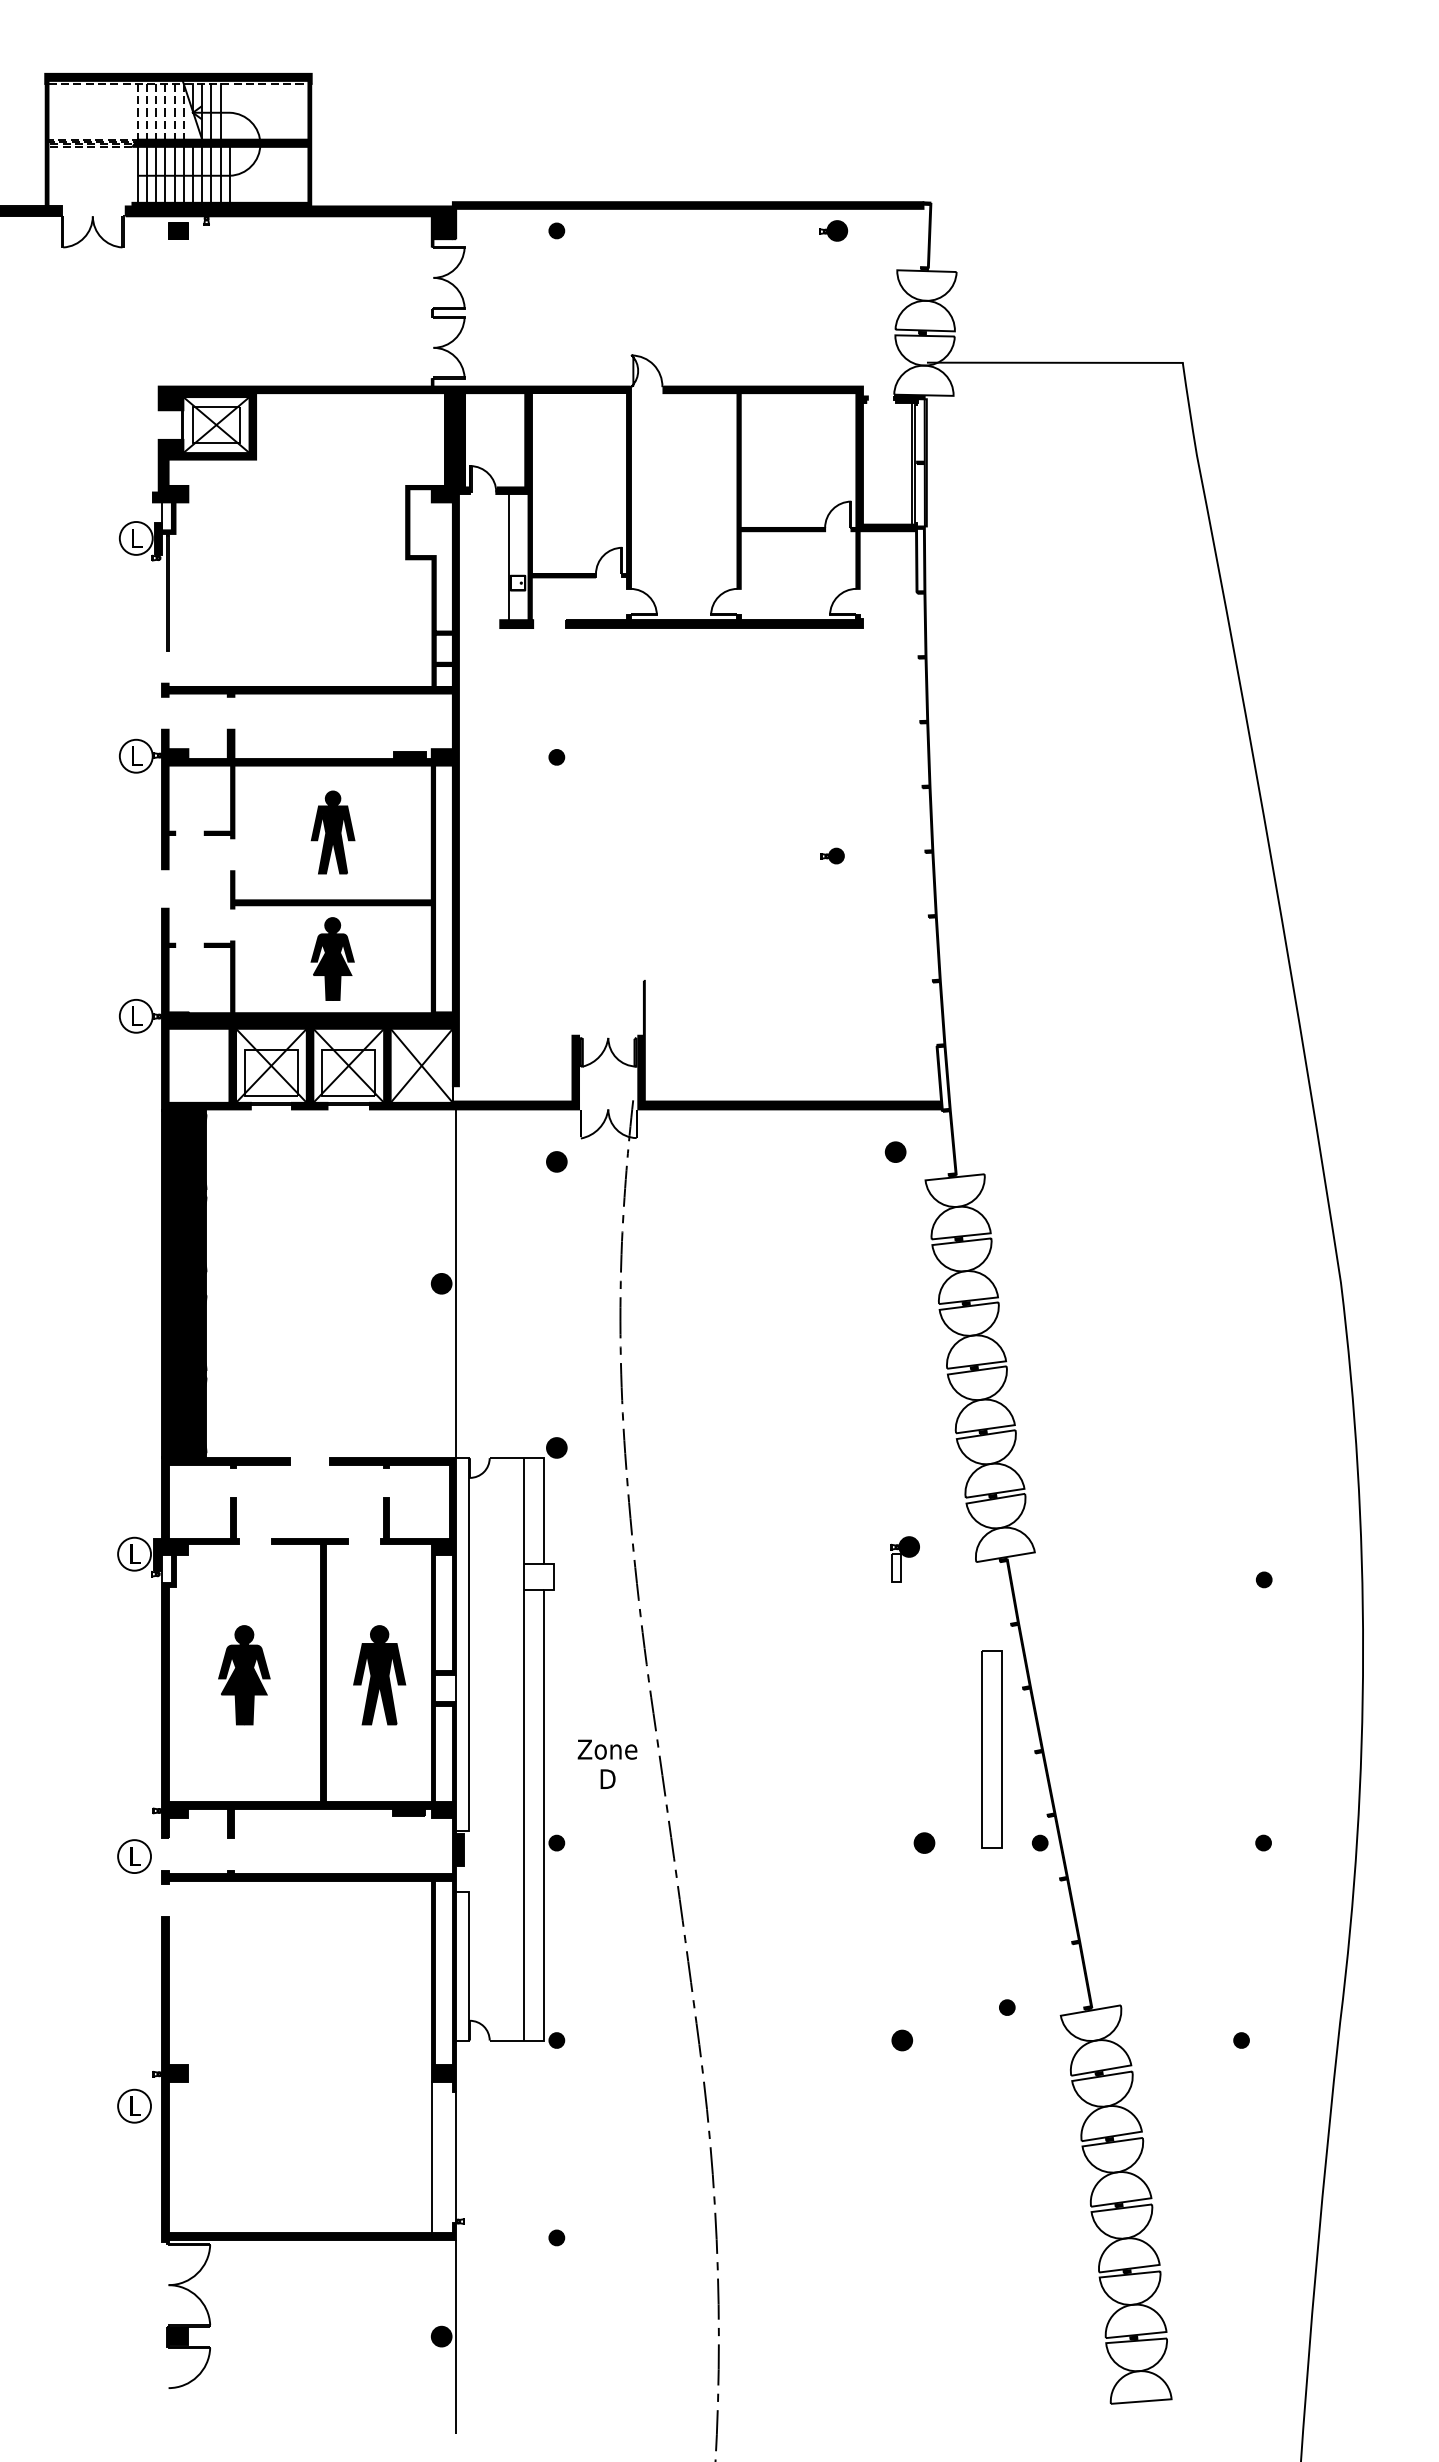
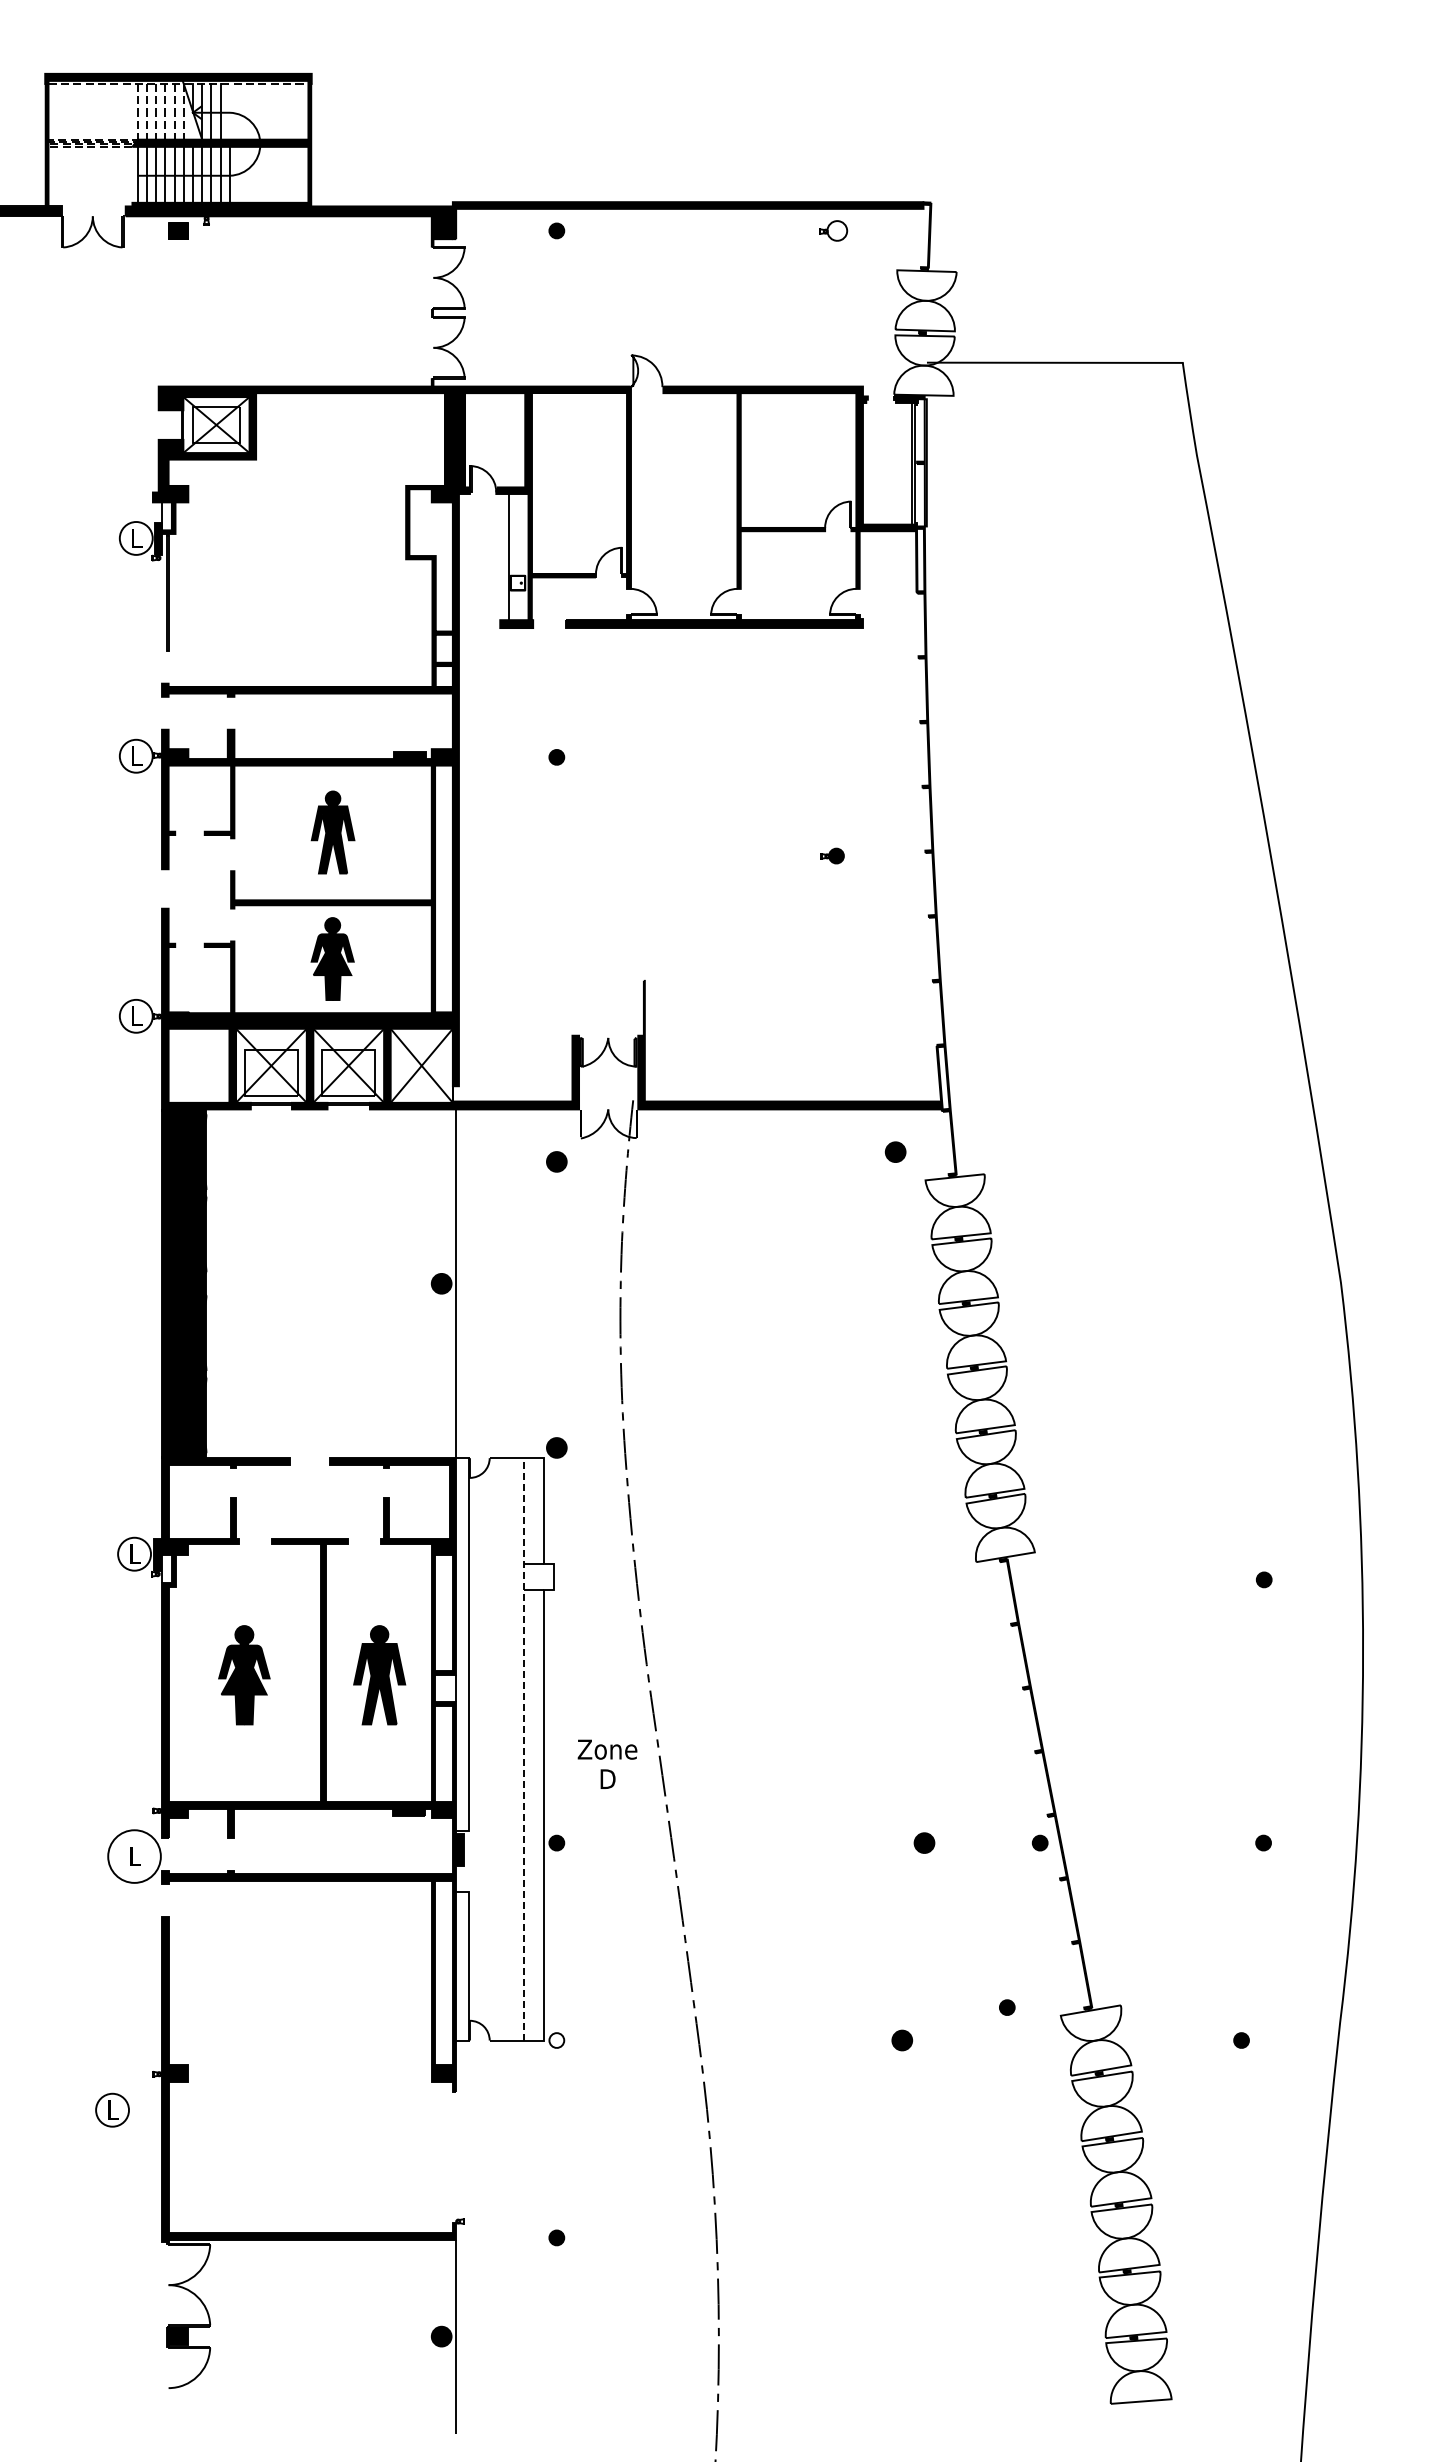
fill: present -> none (837, 230)
part: present -> none (904, 1559)
line: solid -> dashed (524, 1748)
part: present -> none (991, 1749)
circle diameter: 33 px -> 53 px (134, 1856)
fill: present -> none (556, 2040)
part position: (134, 2105) -> (112, 2109) (112, 2109)
line: present -> none (431, 2157)
line: present -> none (456, 2157)
